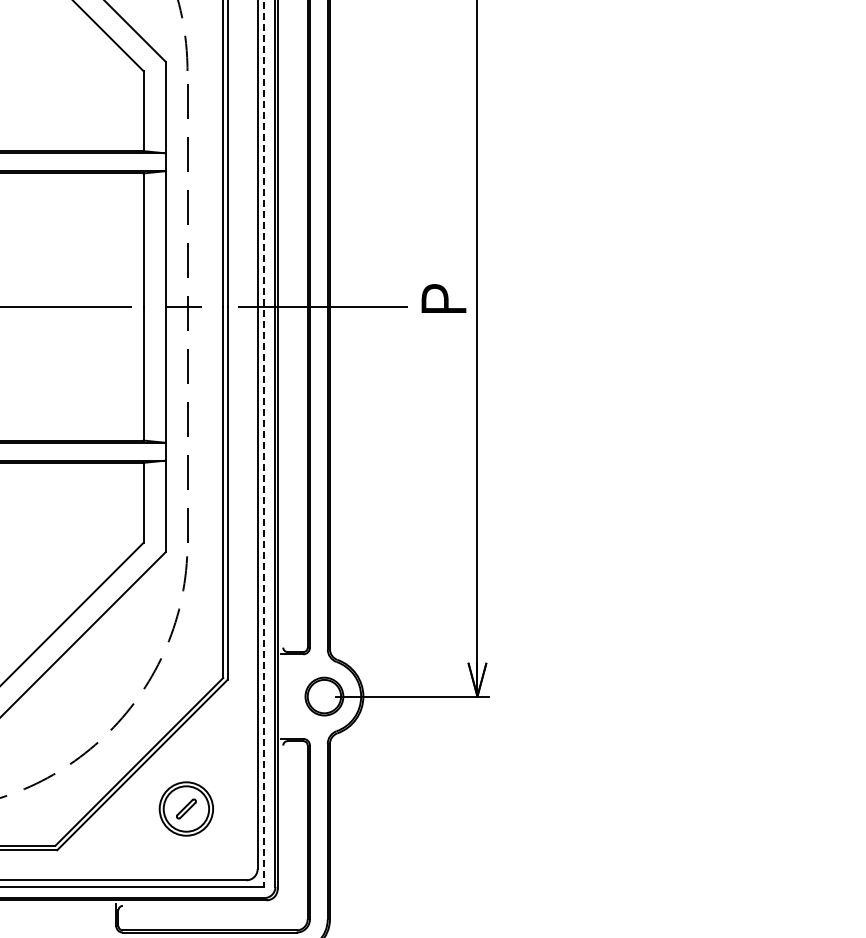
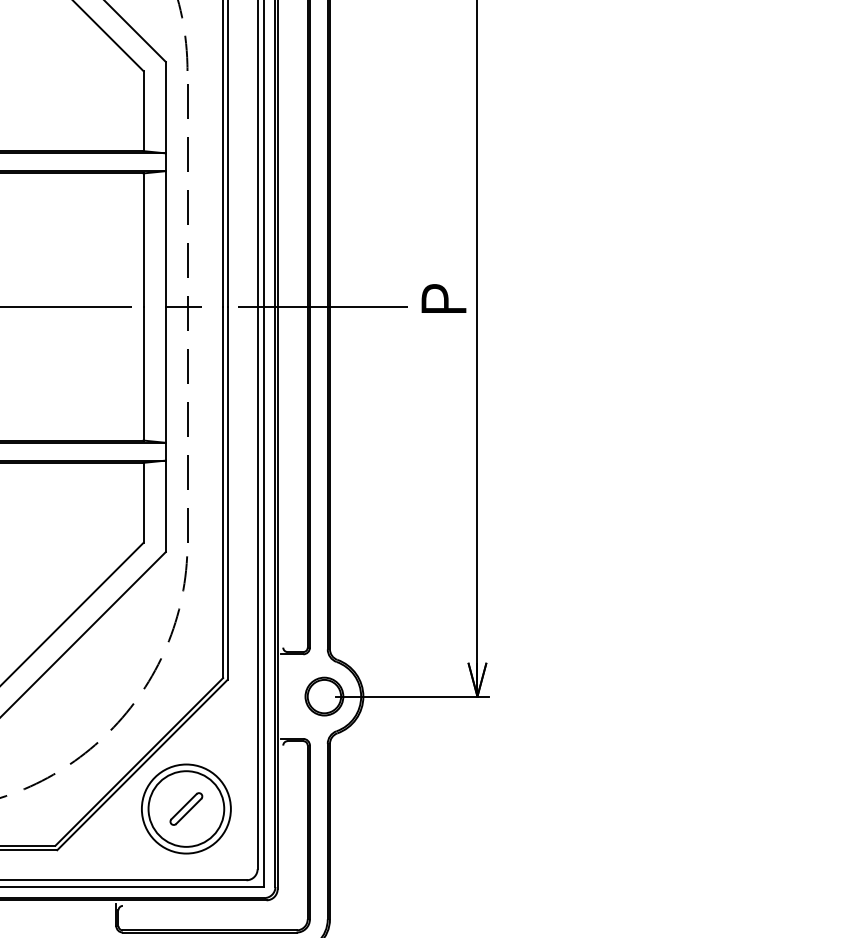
line: dashed -> solid (264, 443)
part size: 56x56 px -> 91x92 px (186, 808)
